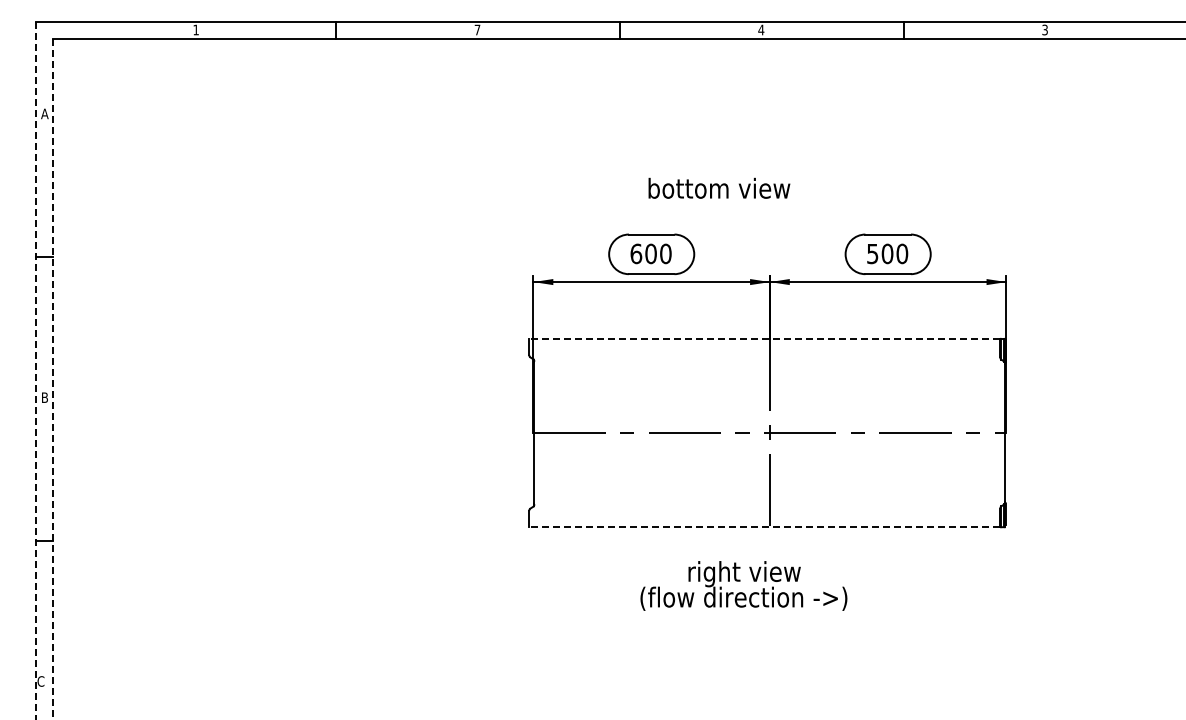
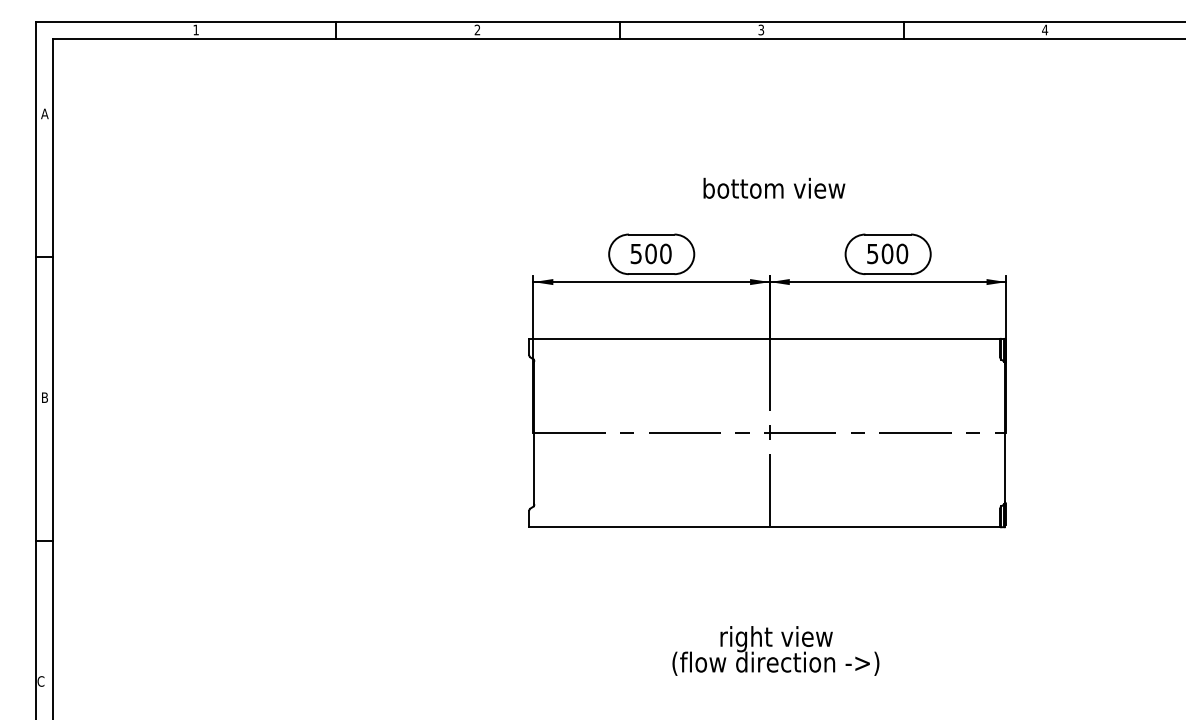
text: 7 -> 2 (477, 29)
text: 4 -> 3 (761, 29)
text: 3 -> 4 (1045, 29)
text position: (719, 187) -> (774, 187) (774, 187)
text: 600 -> 500 (636, 253)
line: dashed -> solid (764, 338)
line: dashed -> solid (35, 370)
line: dashed -> solid (52, 379)
line: dashed -> solid (764, 527)
text position: (743, 585) -> (775, 650) (775, 650)
